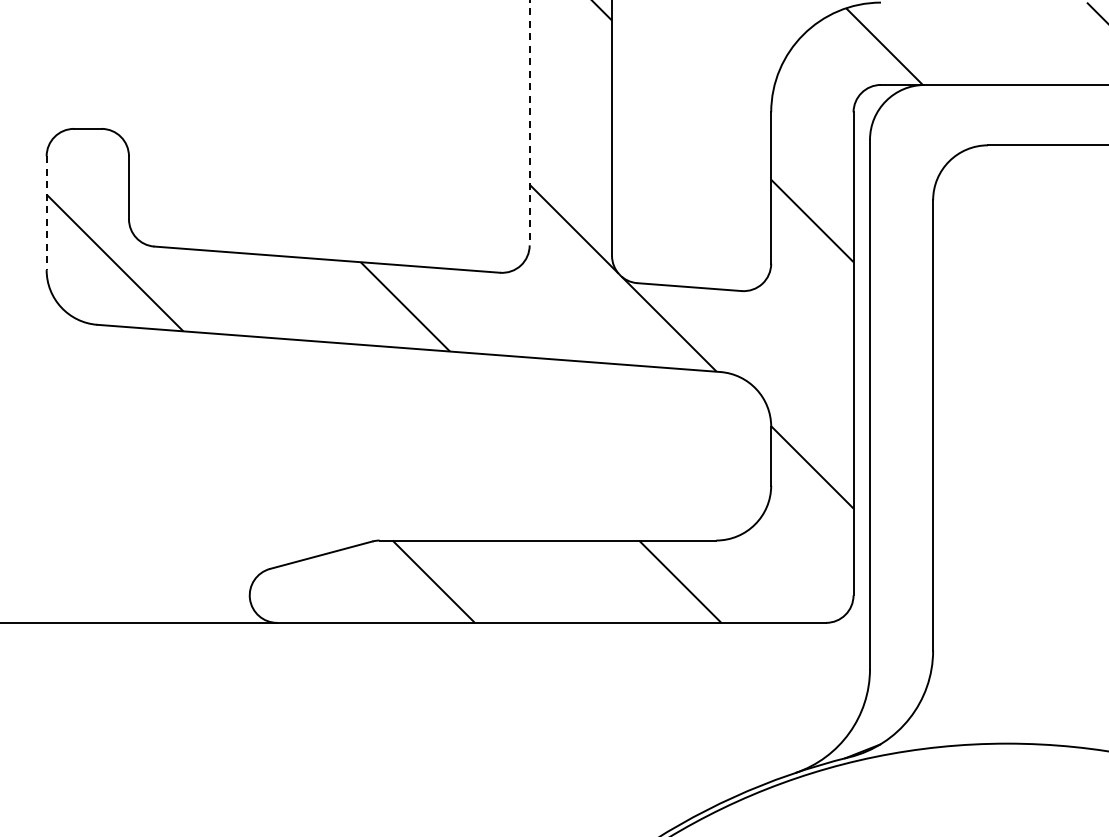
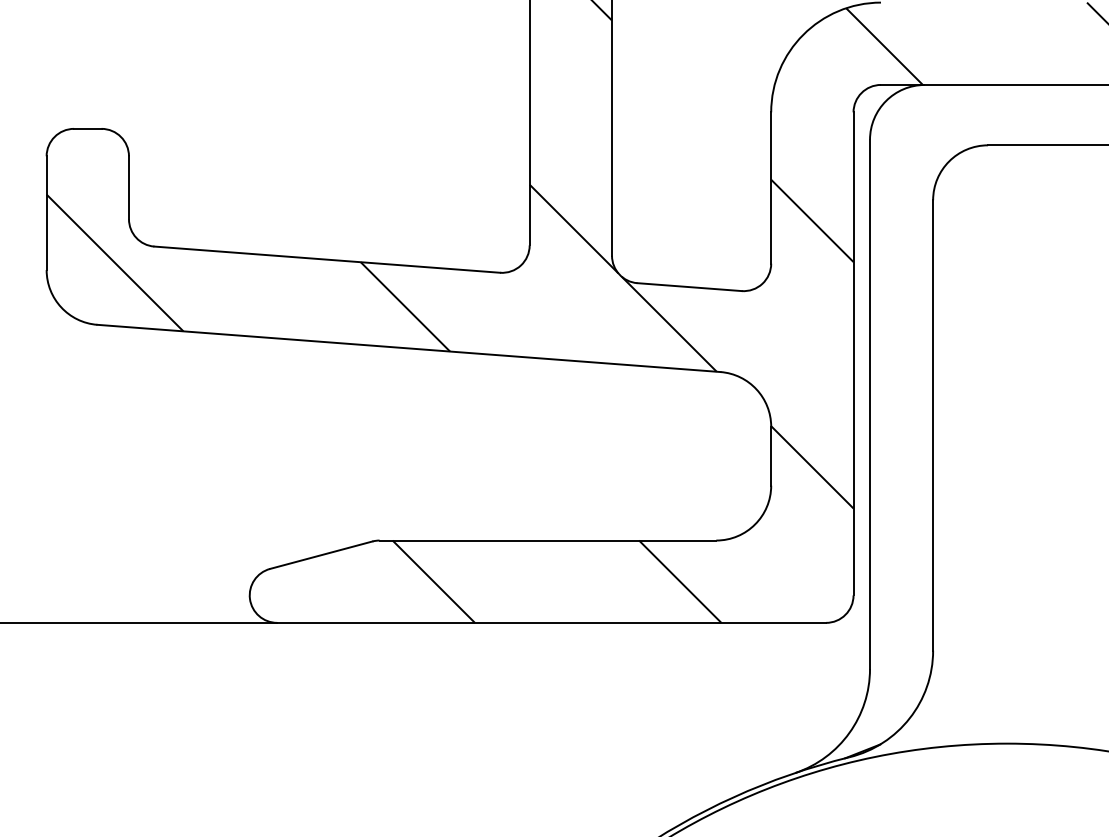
line: dashed -> solid (529, 123)
line: dashed -> solid (46, 213)
